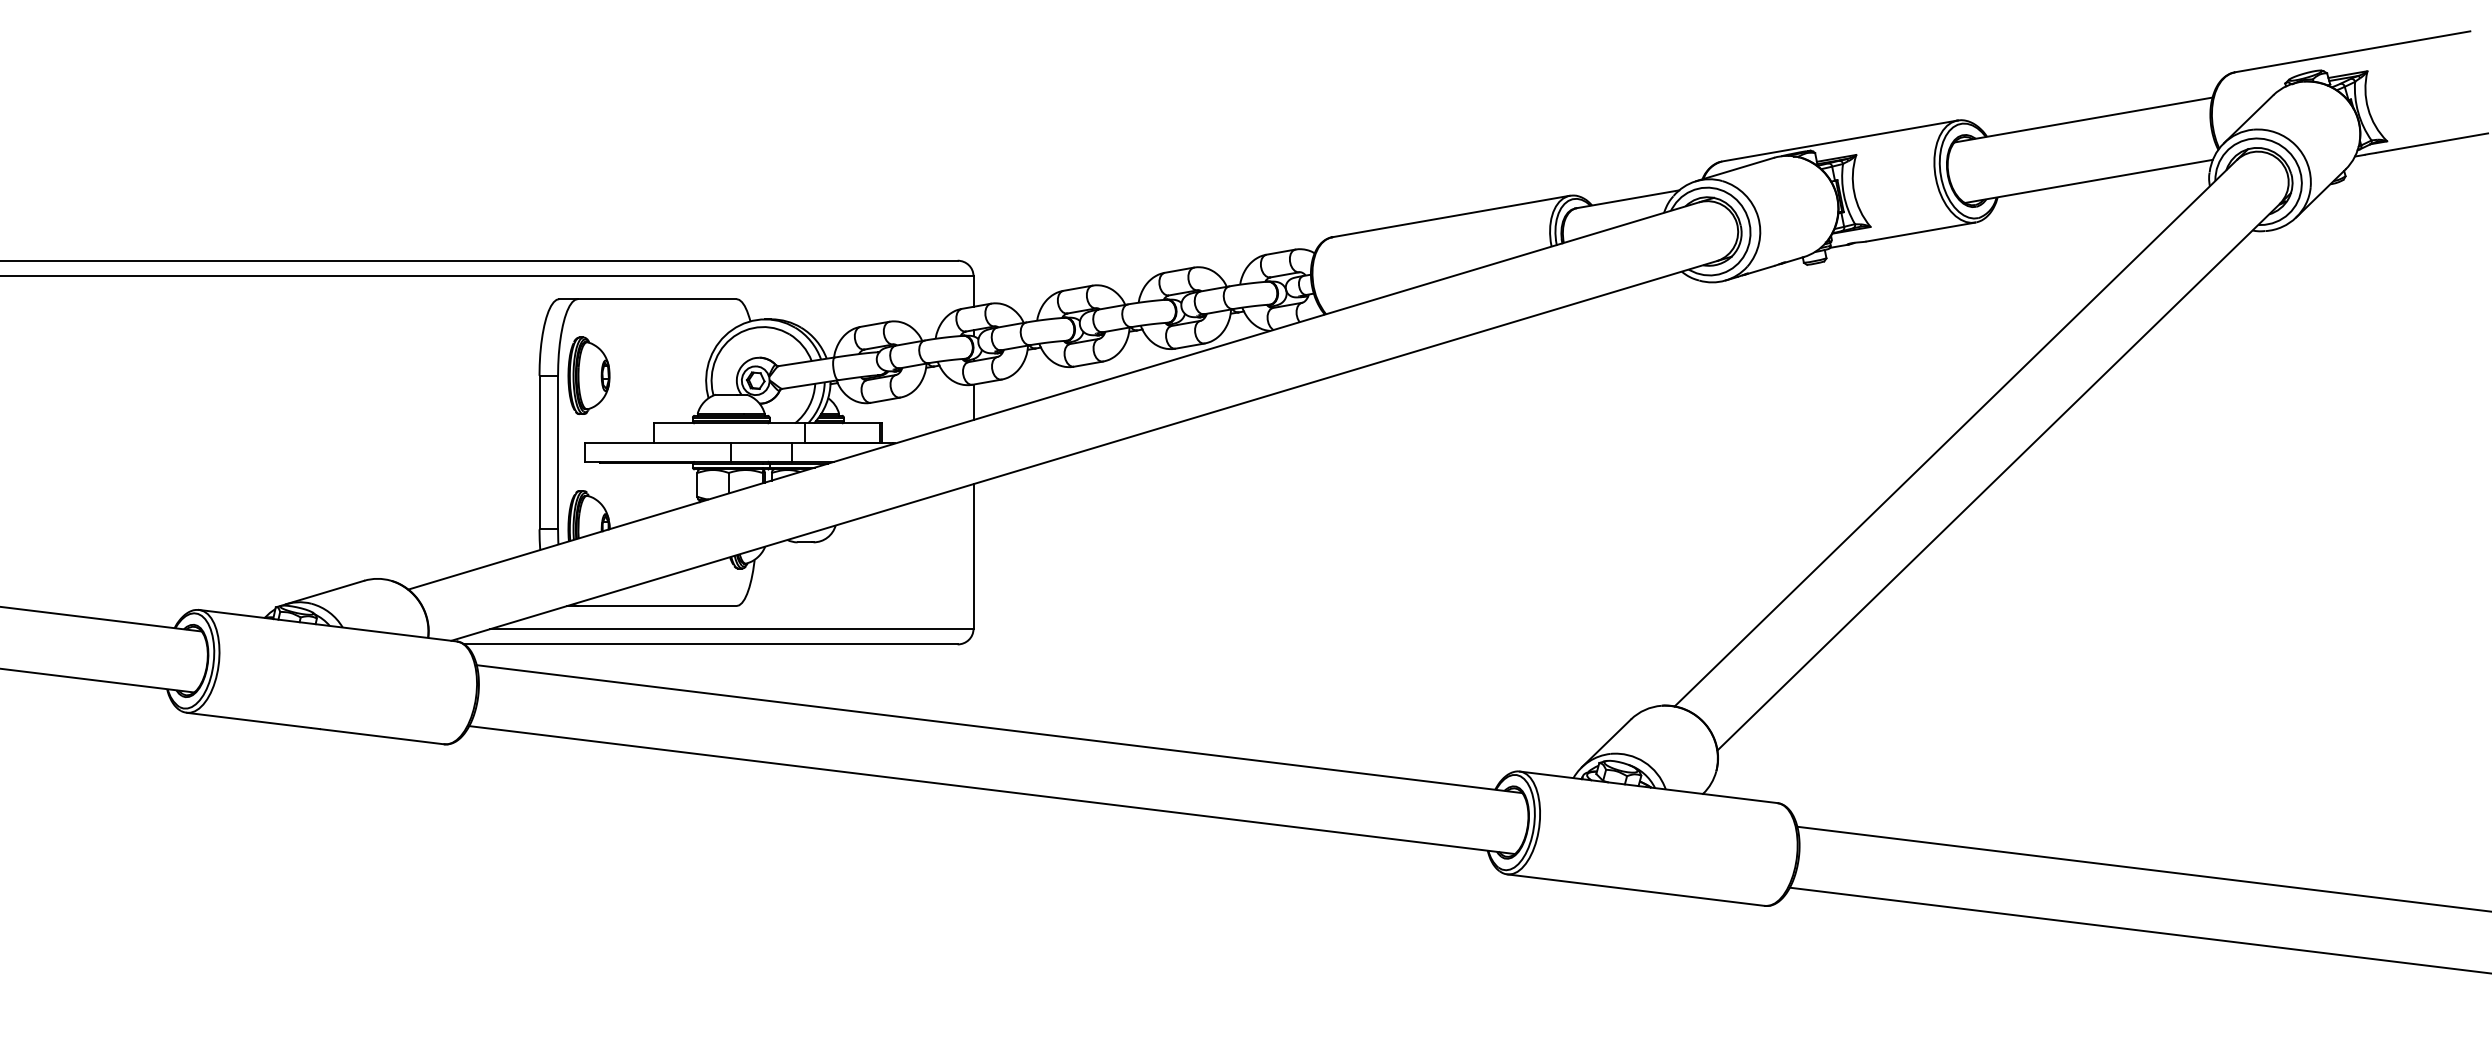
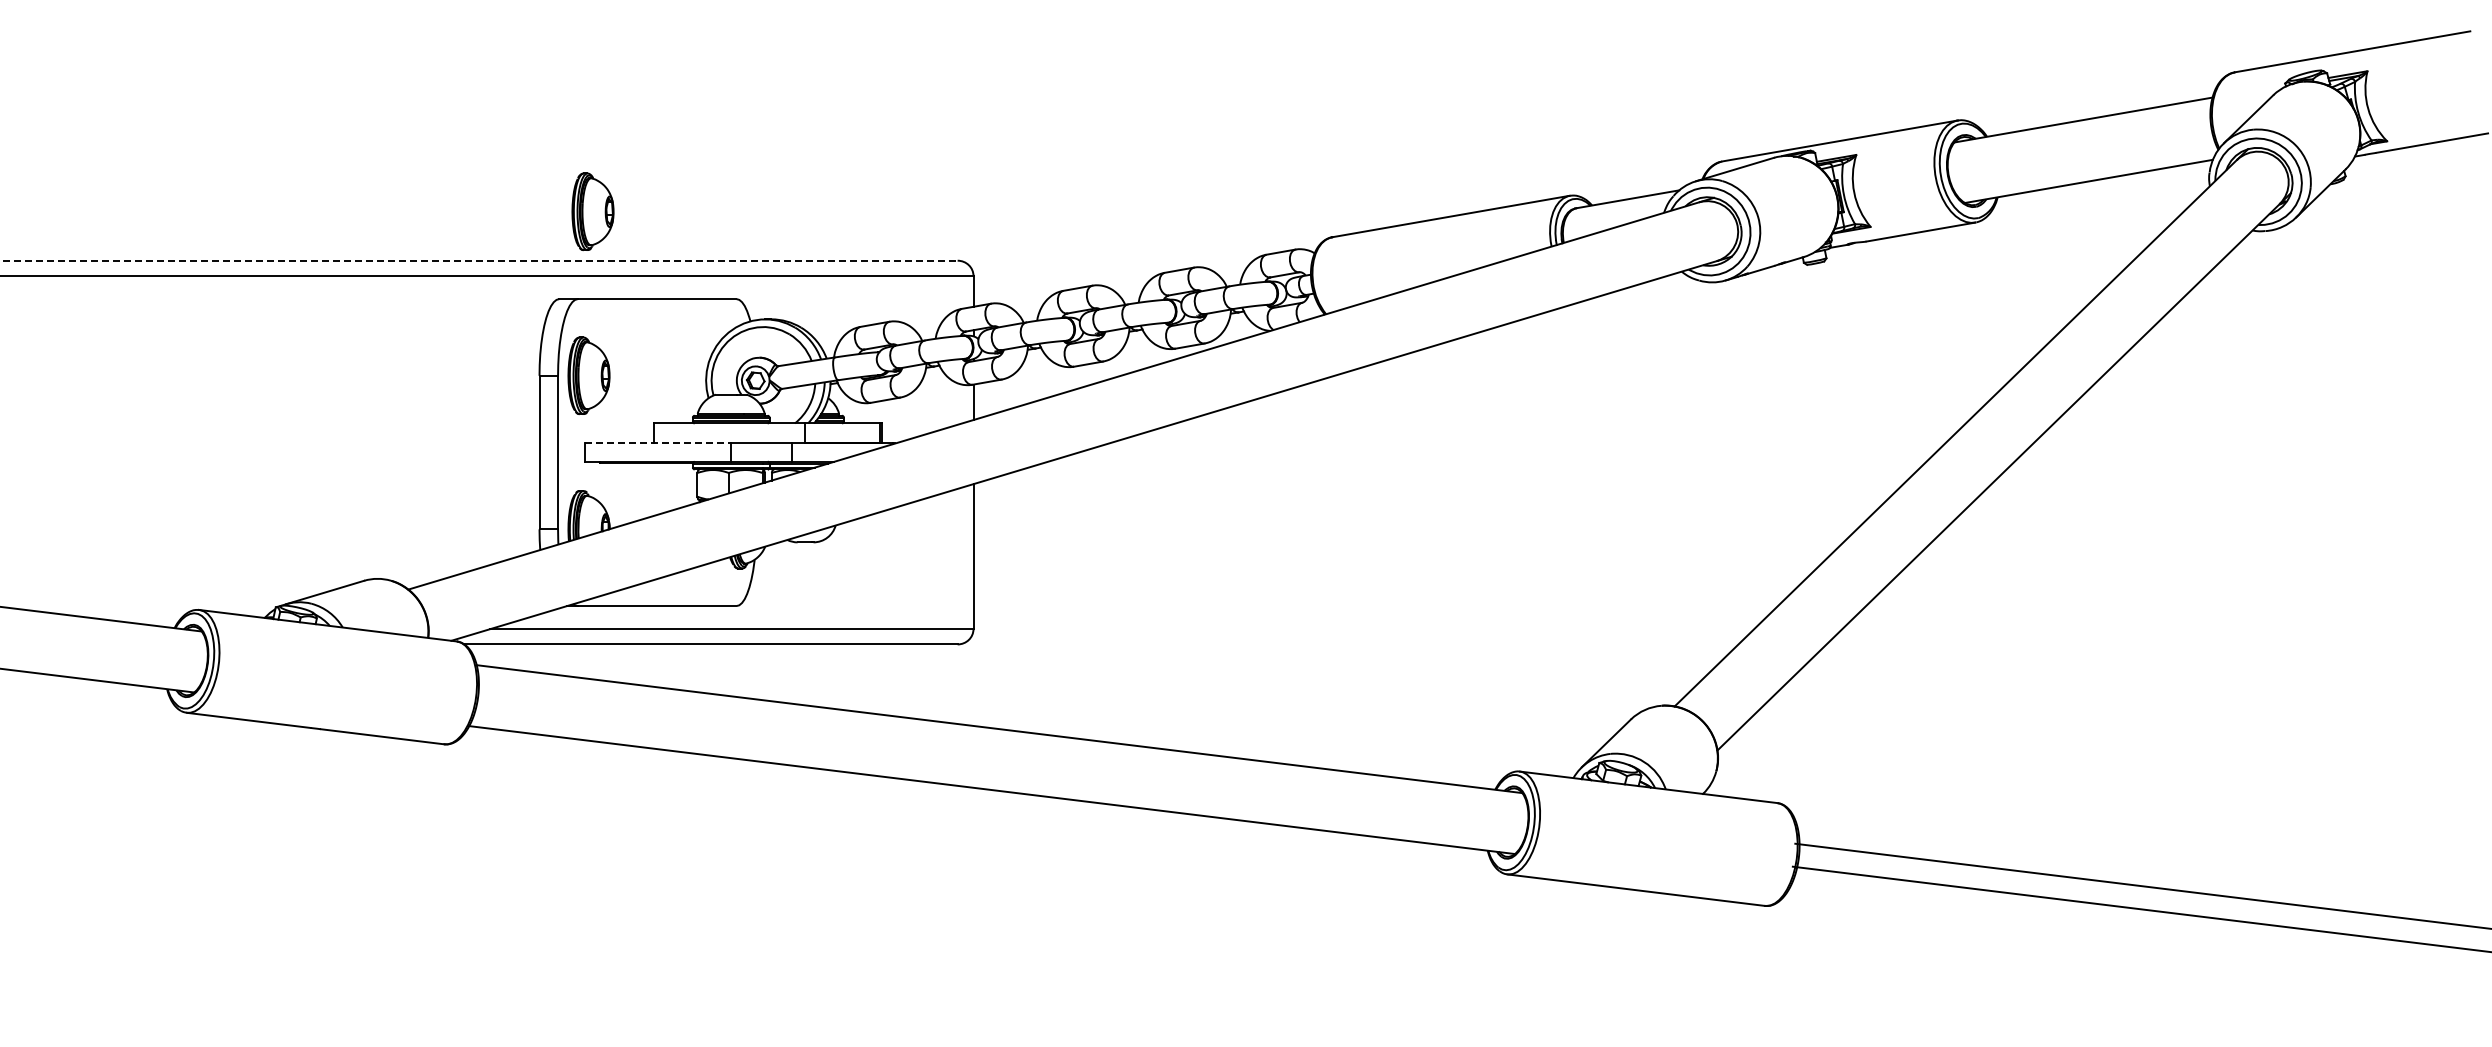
part: none -> present (592, 211)
line: solid -> dashed (479, 260)
line: solid -> dashed (658, 442)
line position: (2142, 868) -> (2141, 885) (2141, 885)
line position: (2138, 930) -> (2140, 908) (2140, 908)
